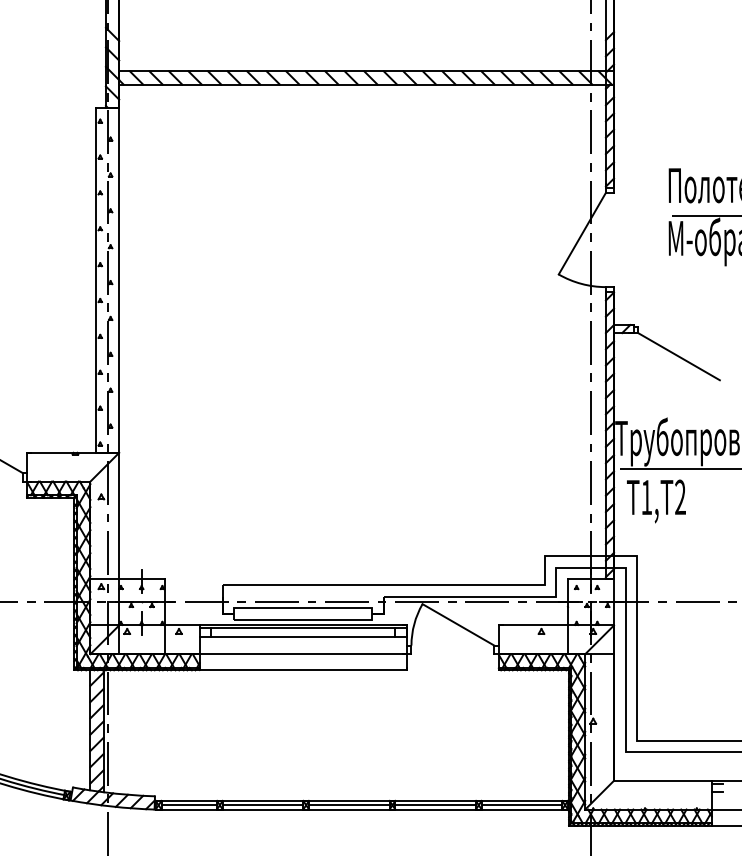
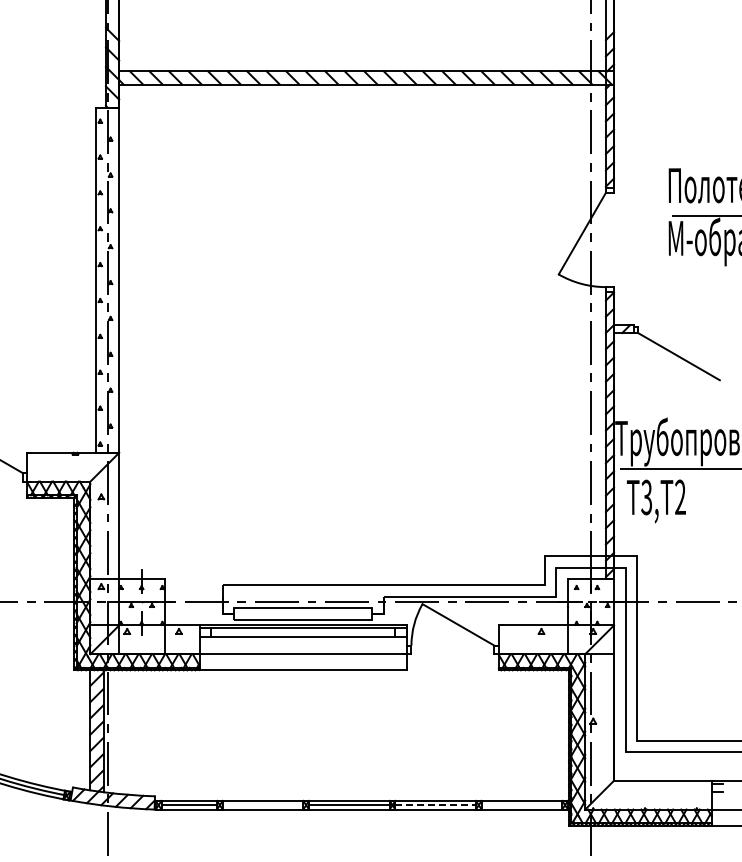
text: 1, -> 3, (646, 497)
line: present -> none (262, 805)
line: solid -> dashed (436, 805)
line: present -> none (521, 805)
